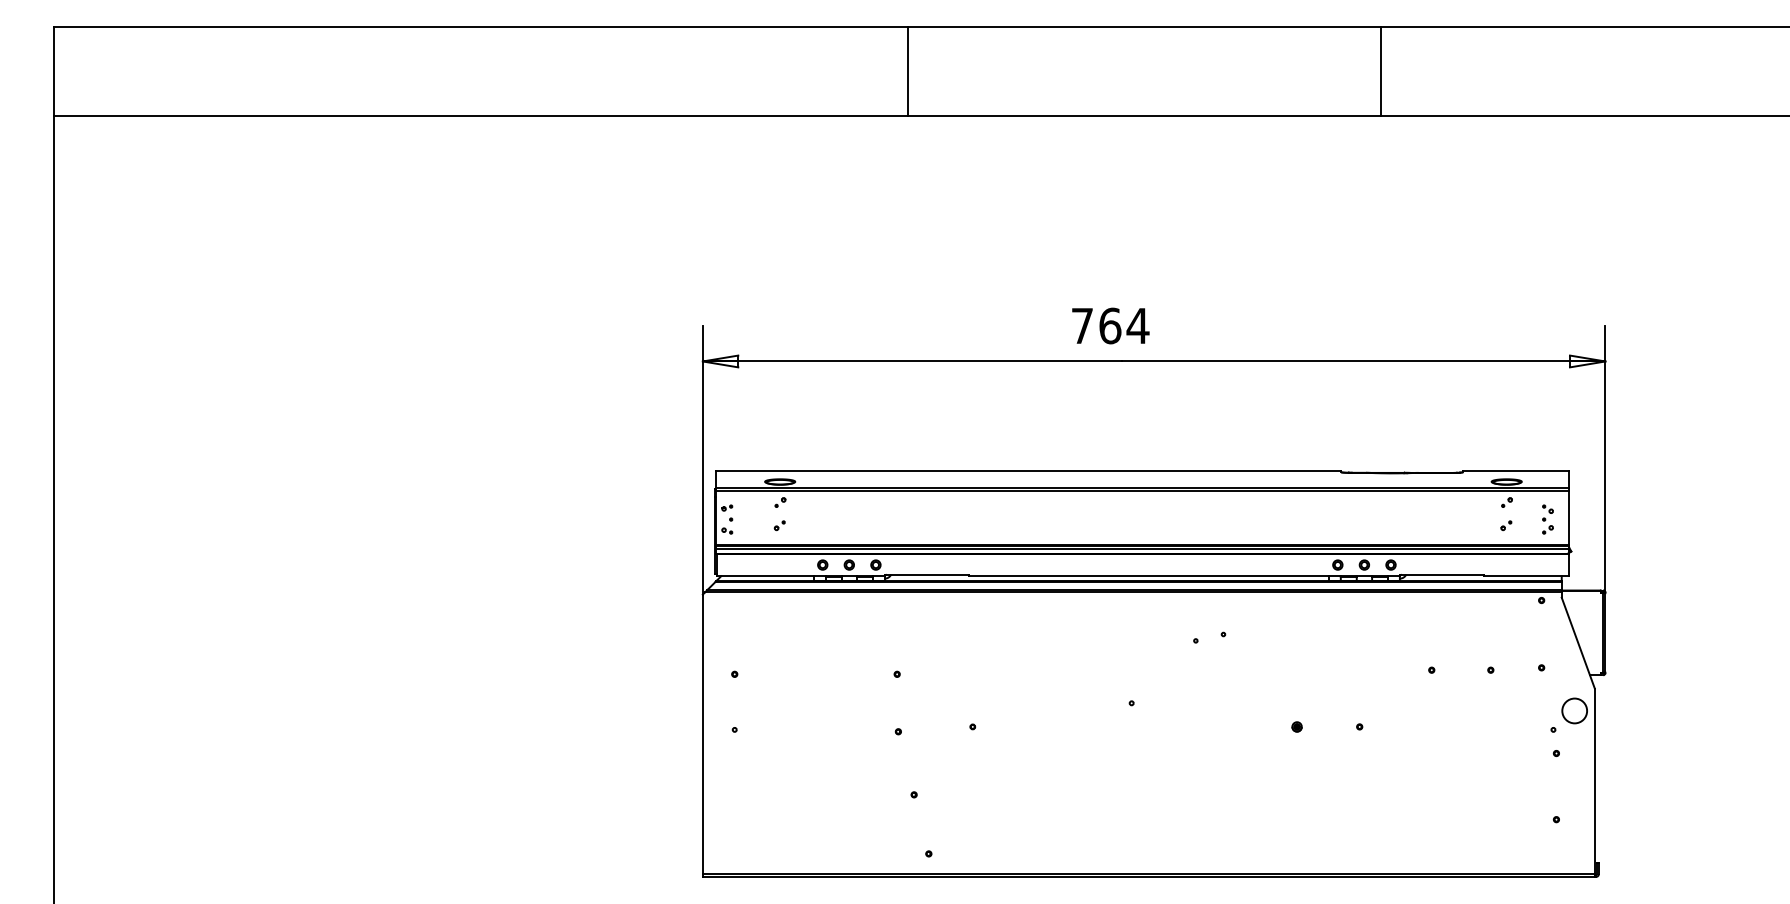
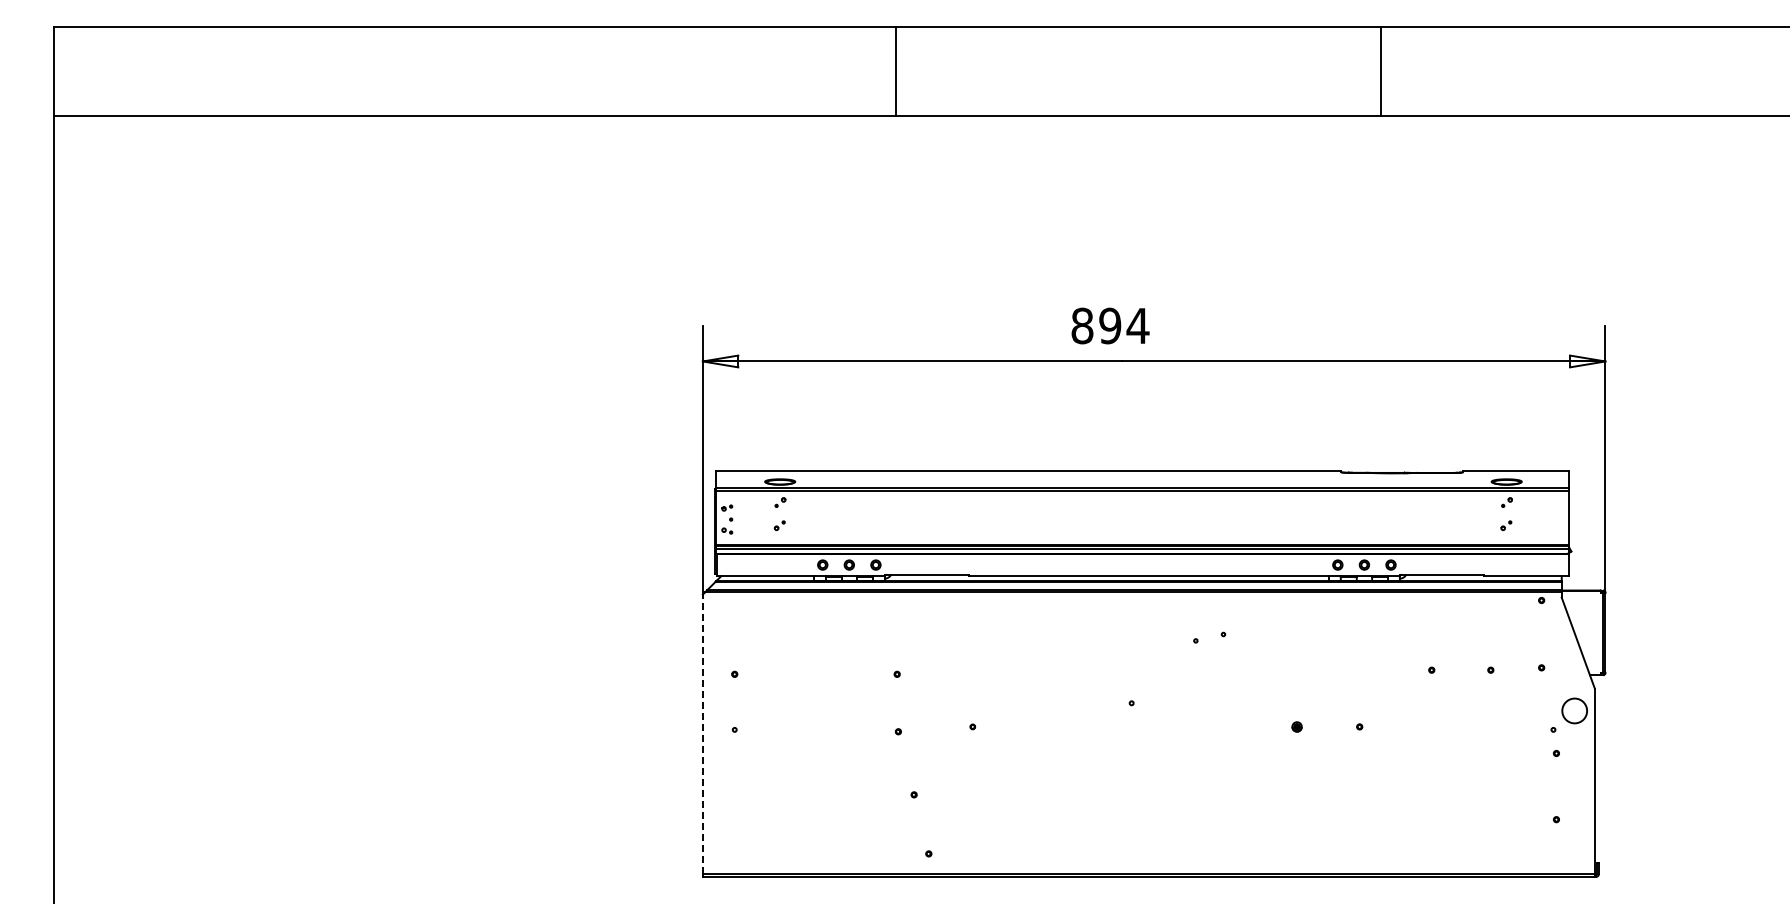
line position: (908, 71) -> (896, 71) (896, 71)
text: 764 -> 894 (1096, 325)
part: present -> none (1547, 519)
line: solid -> dashed (702, 734)
